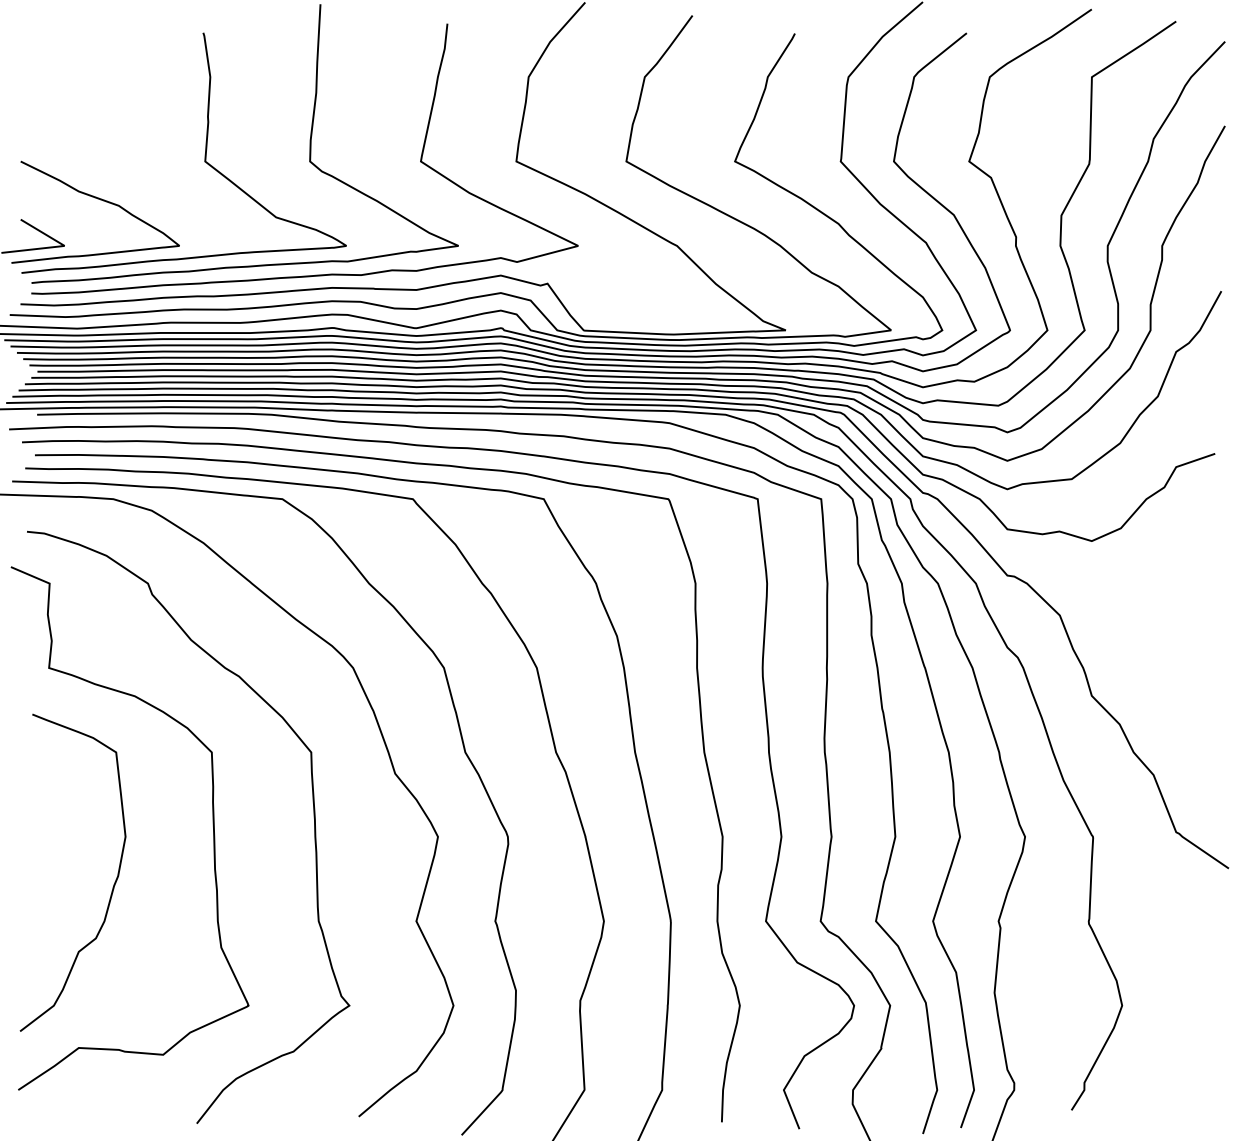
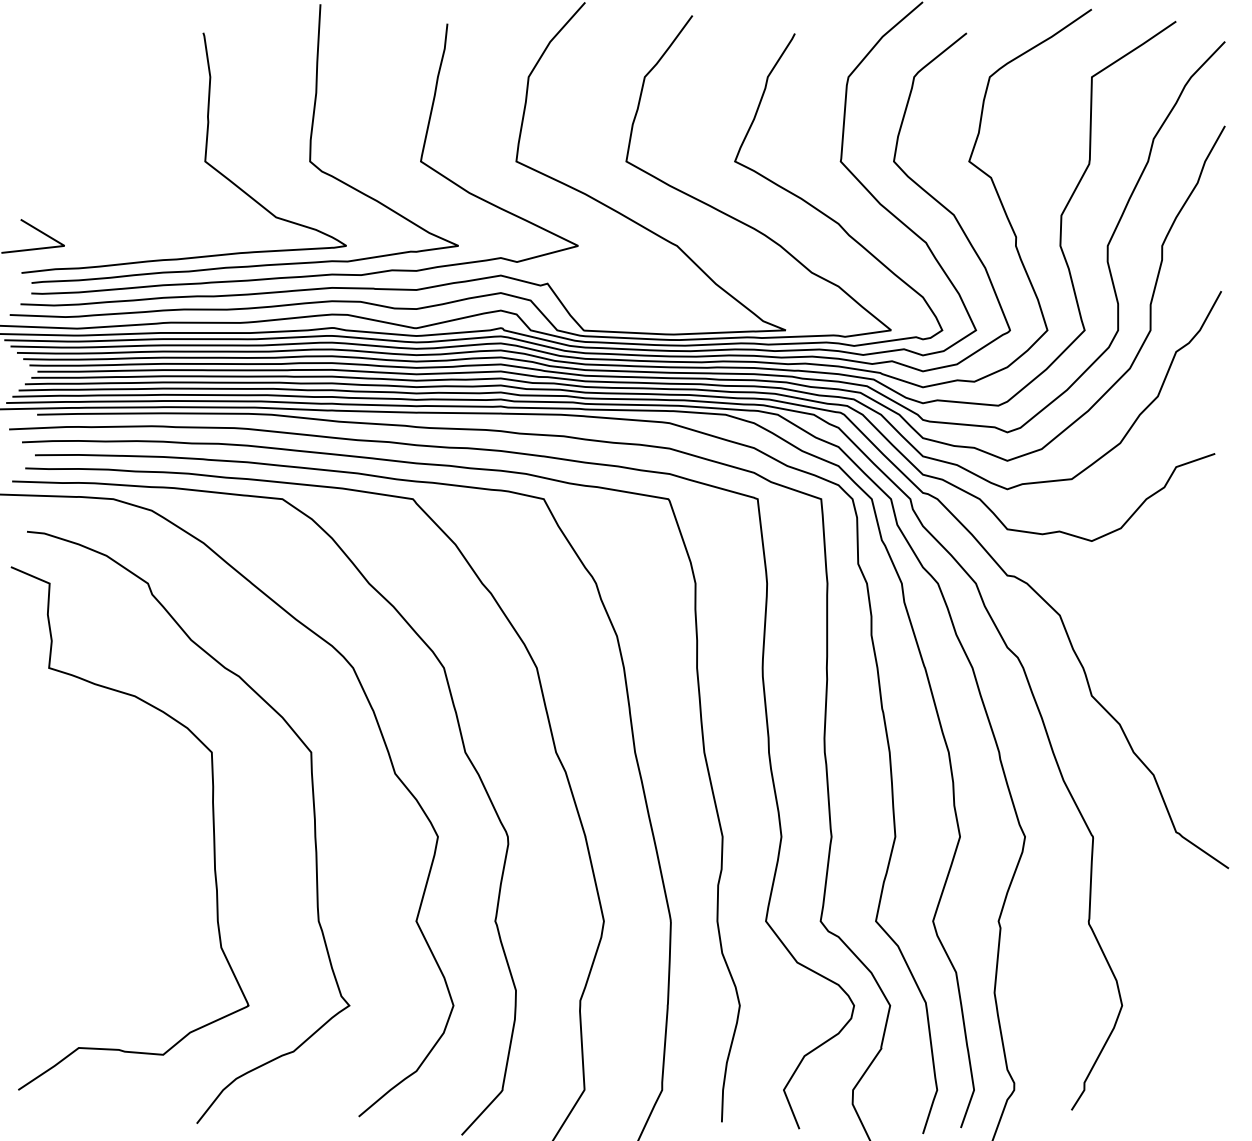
curve: present -> none (100, 200)
curve: present -> none (113, 884)
